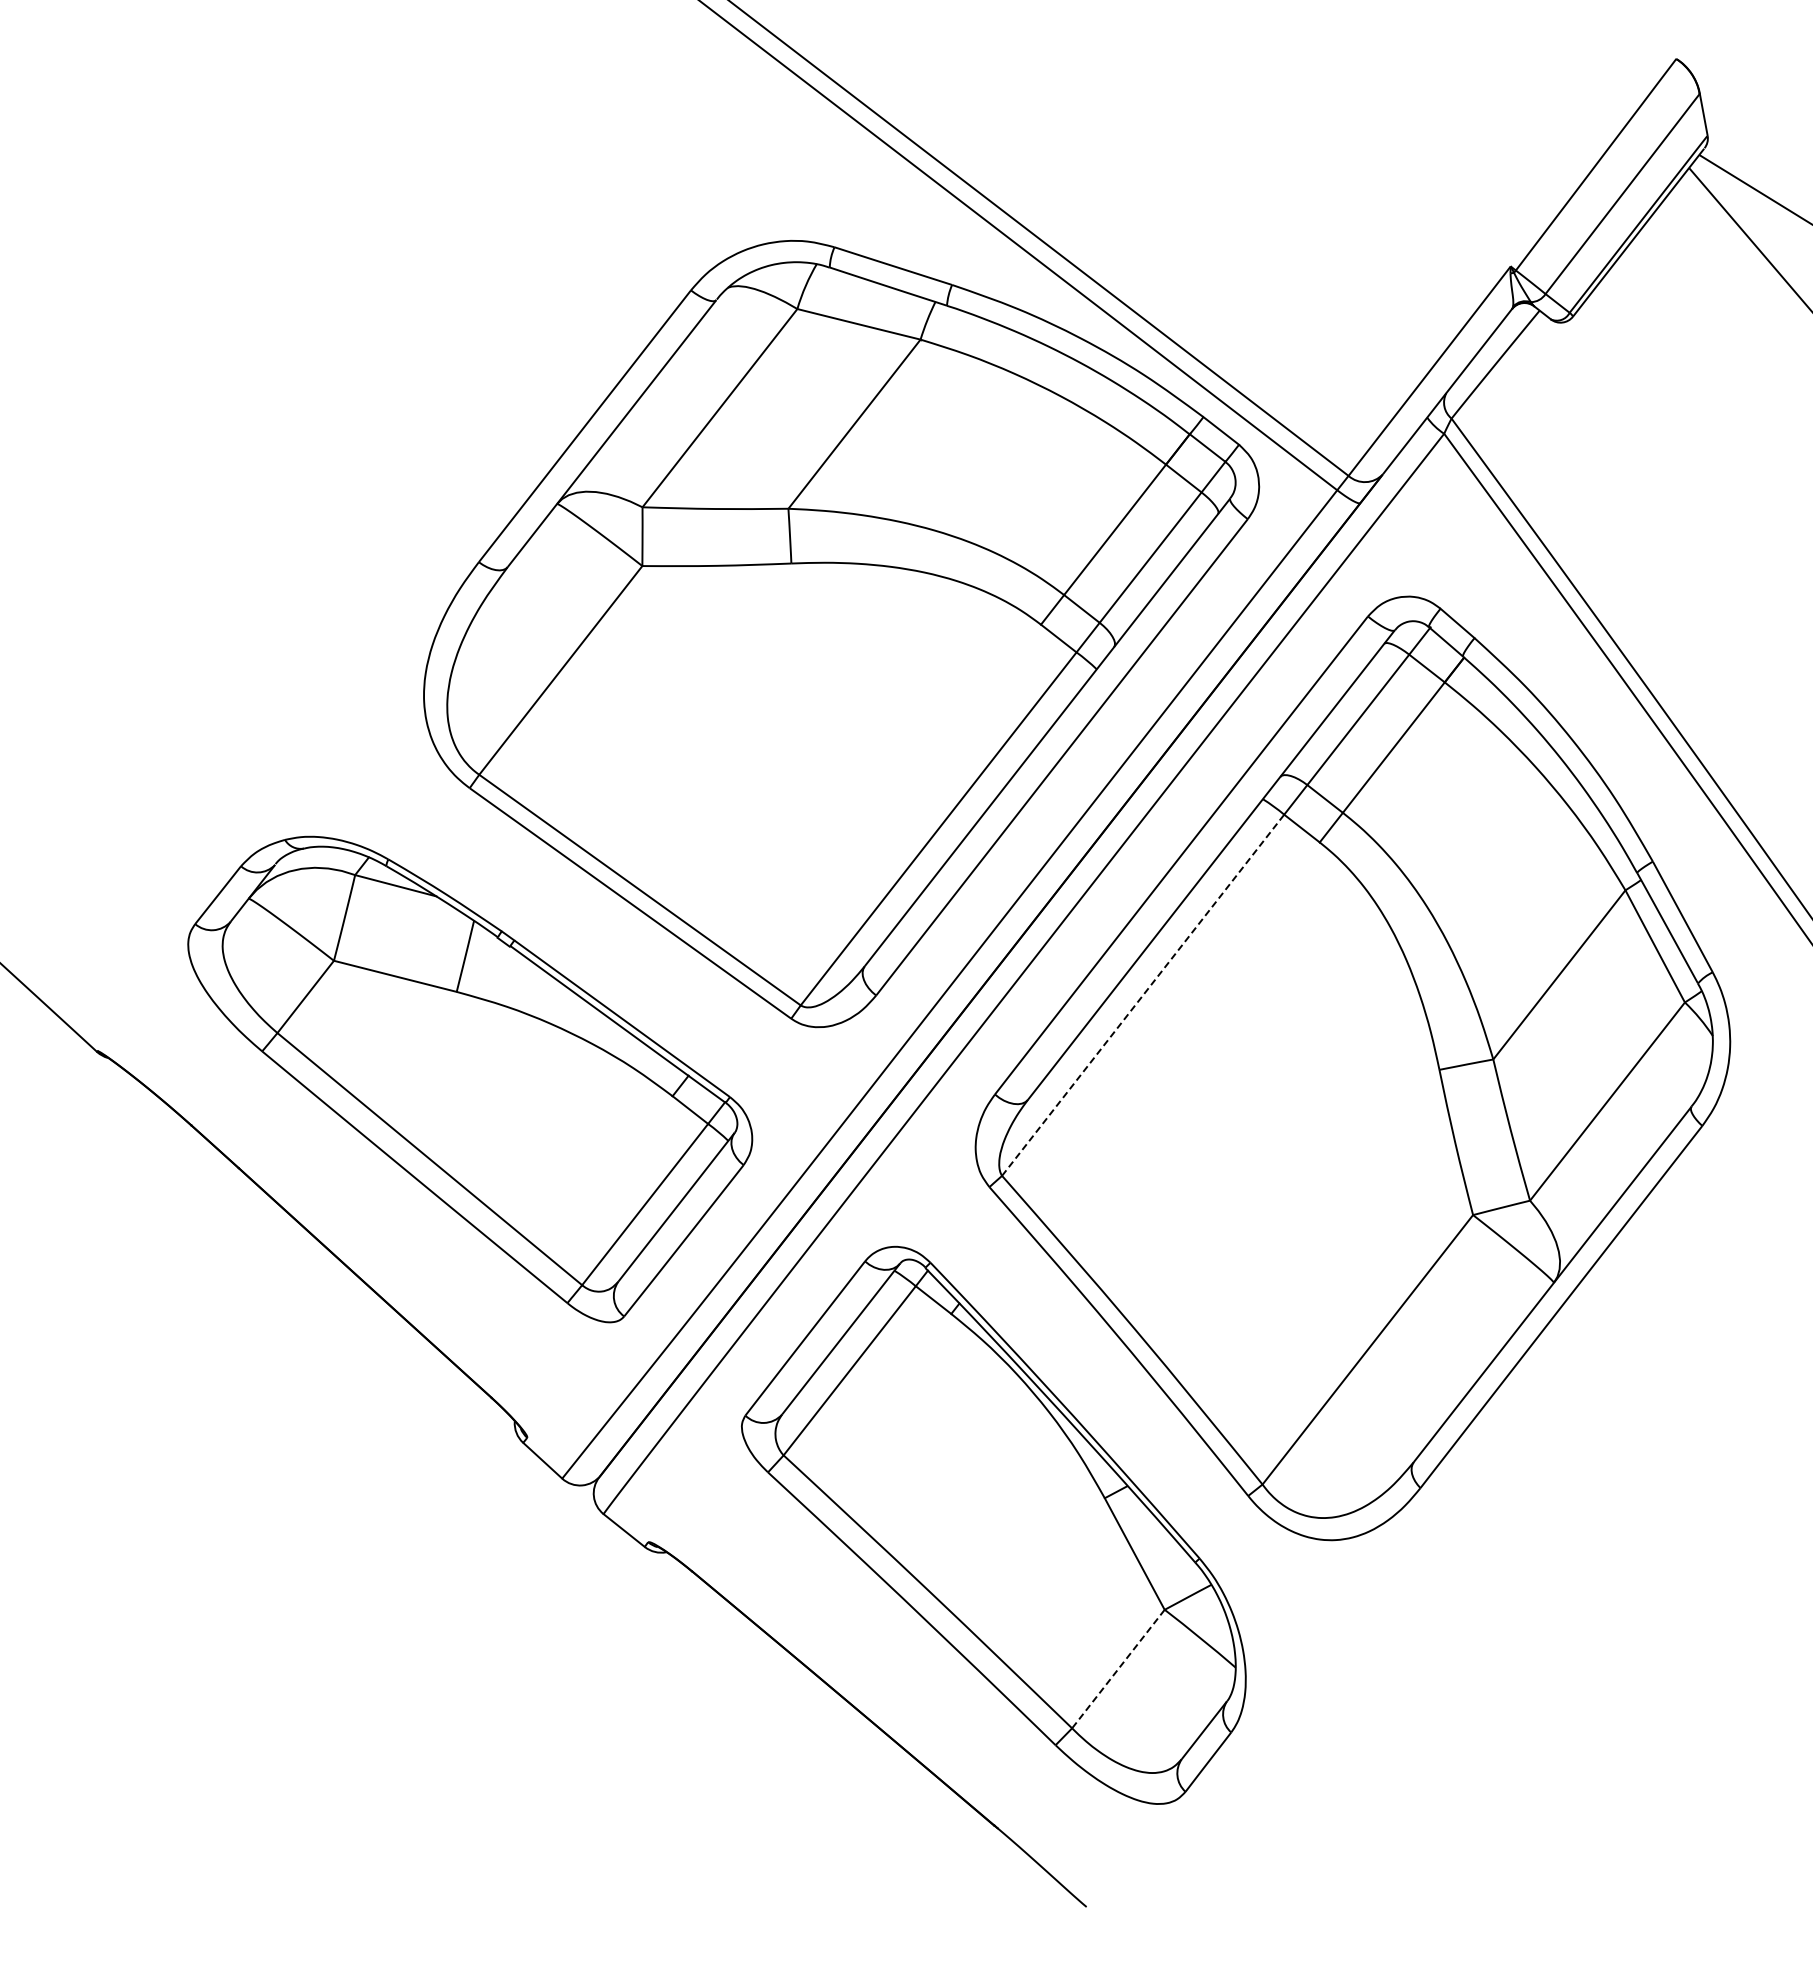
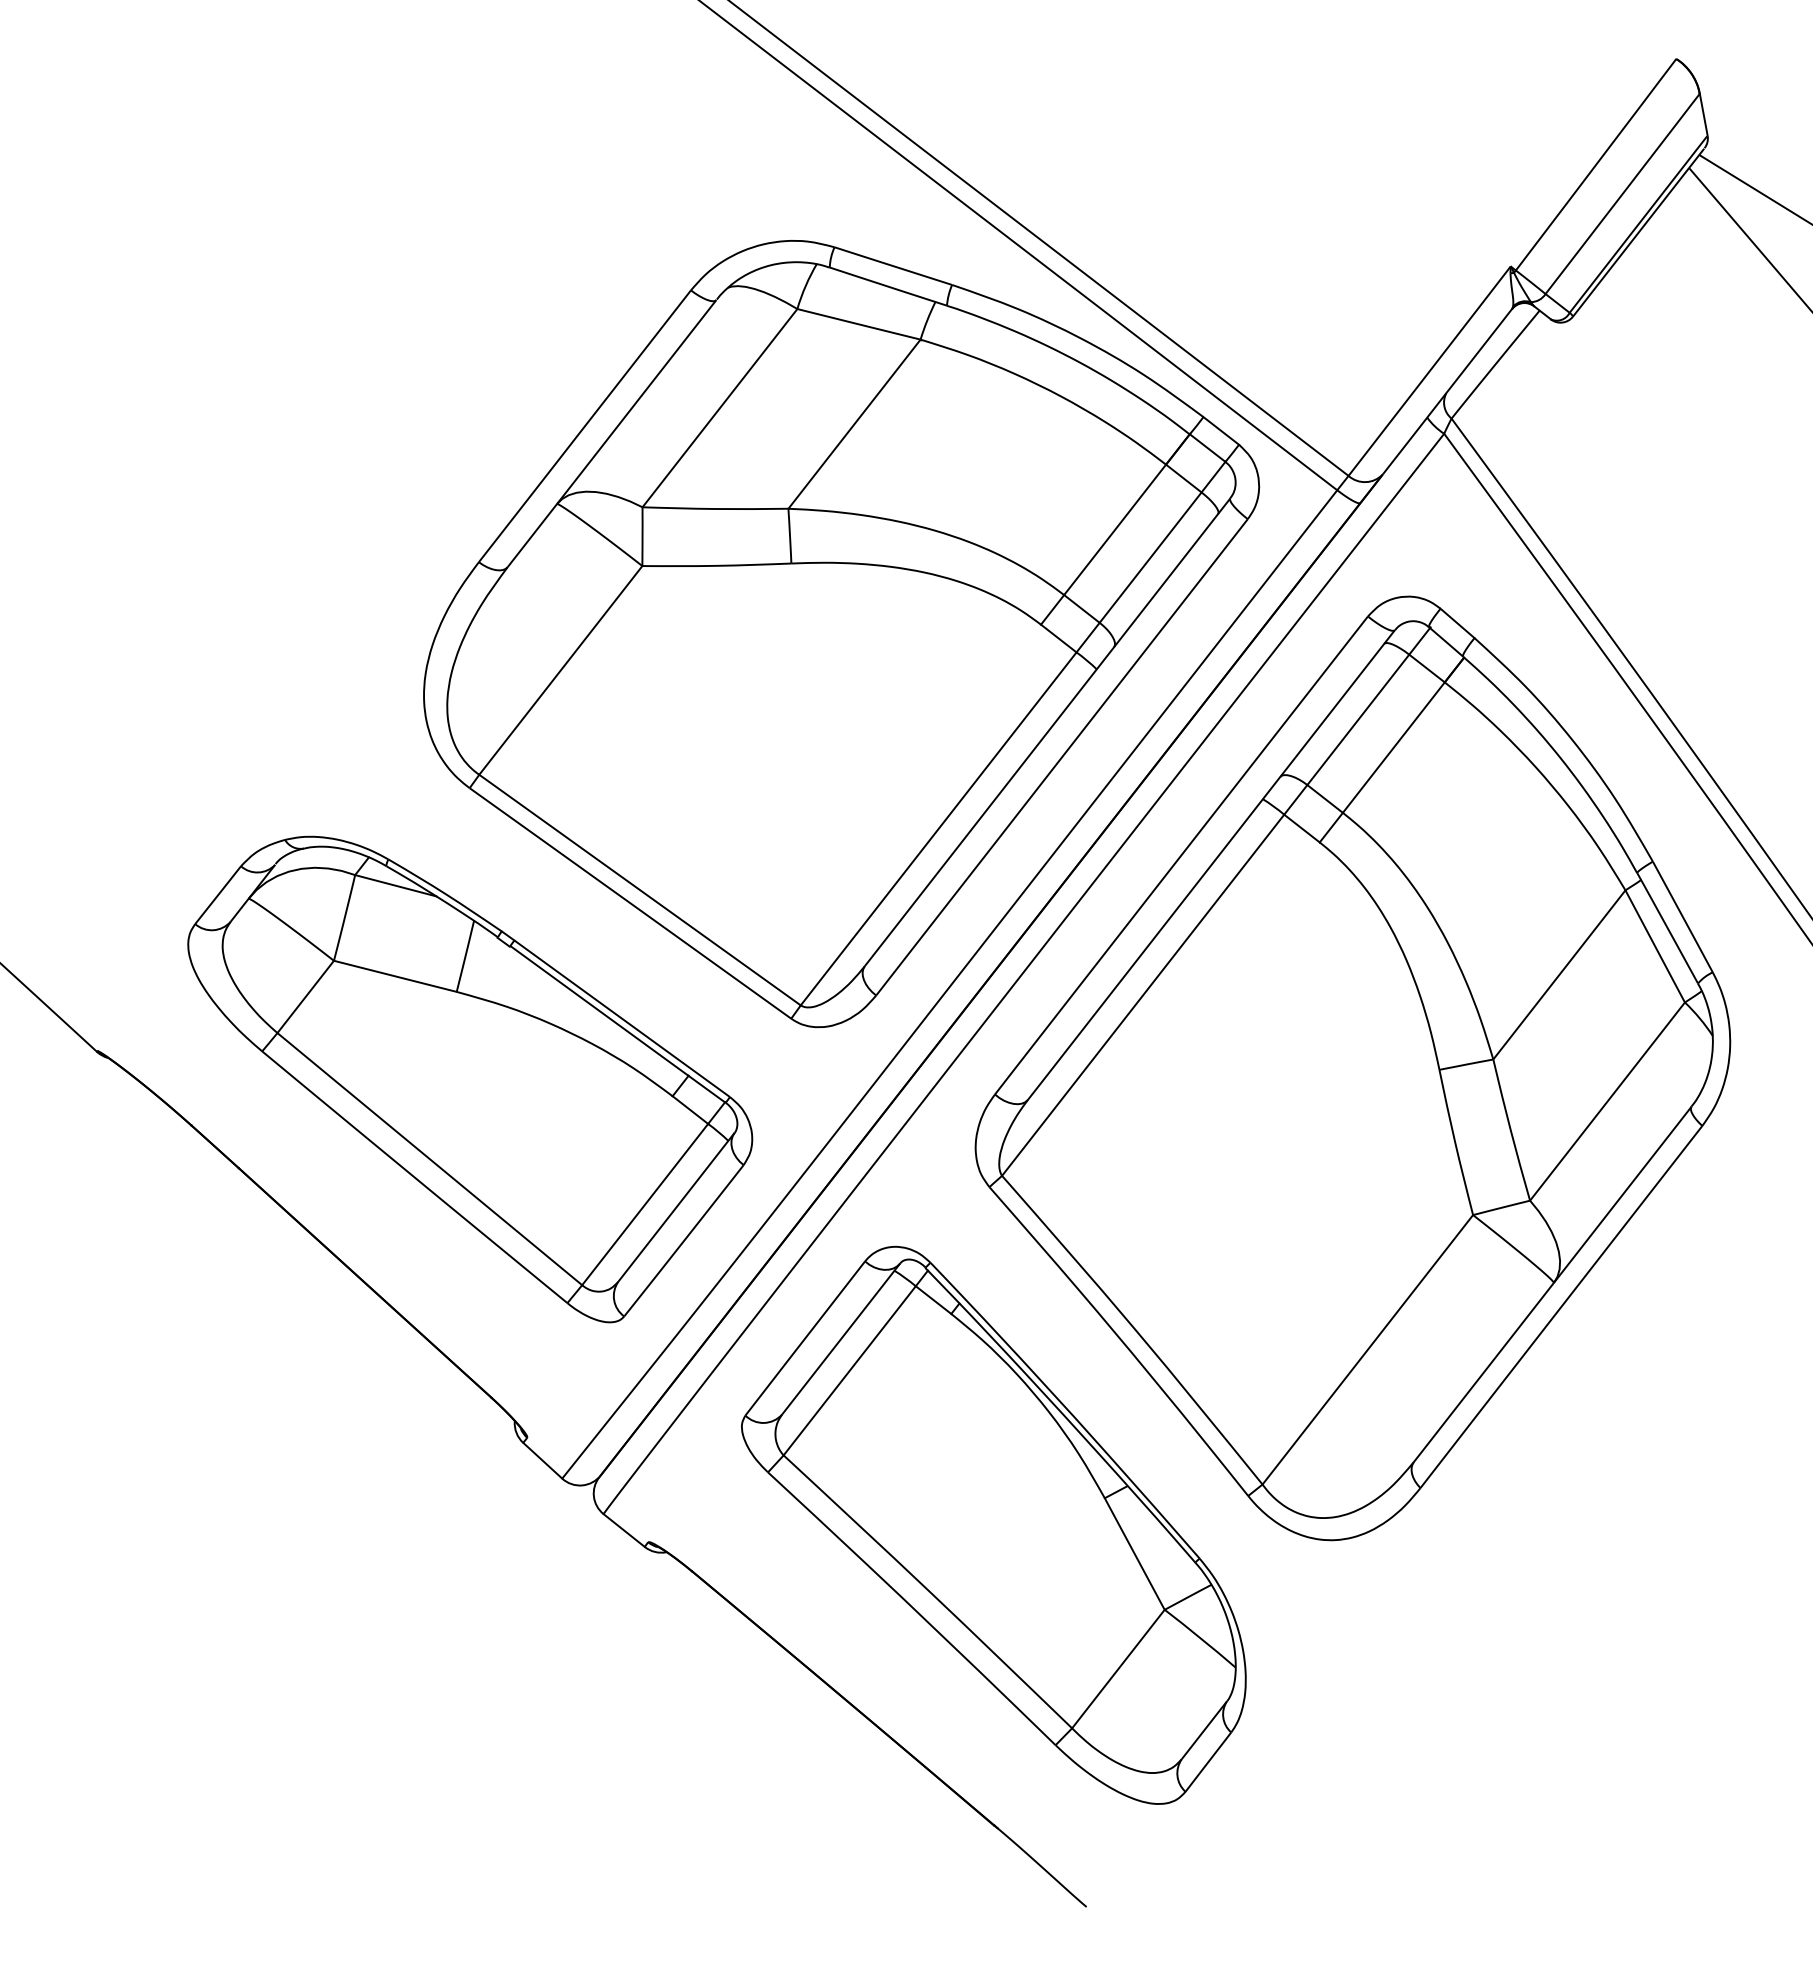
line: dashed -> solid (1143, 994)
line: dashed -> solid (1118, 1669)
